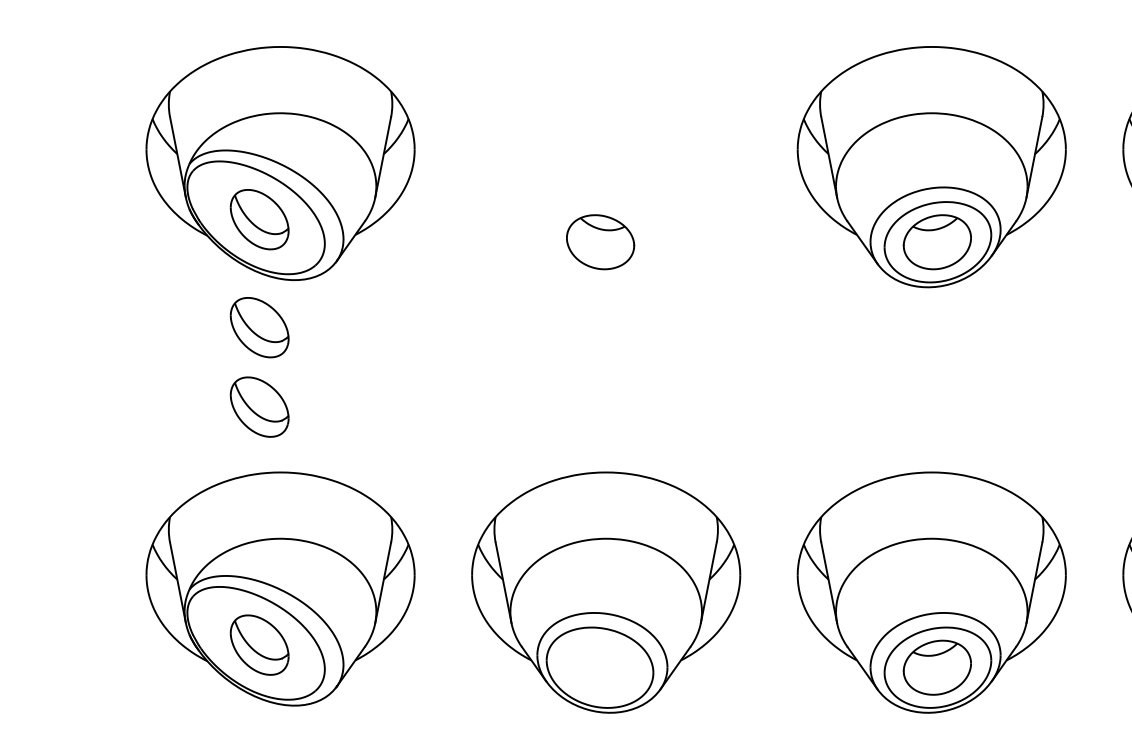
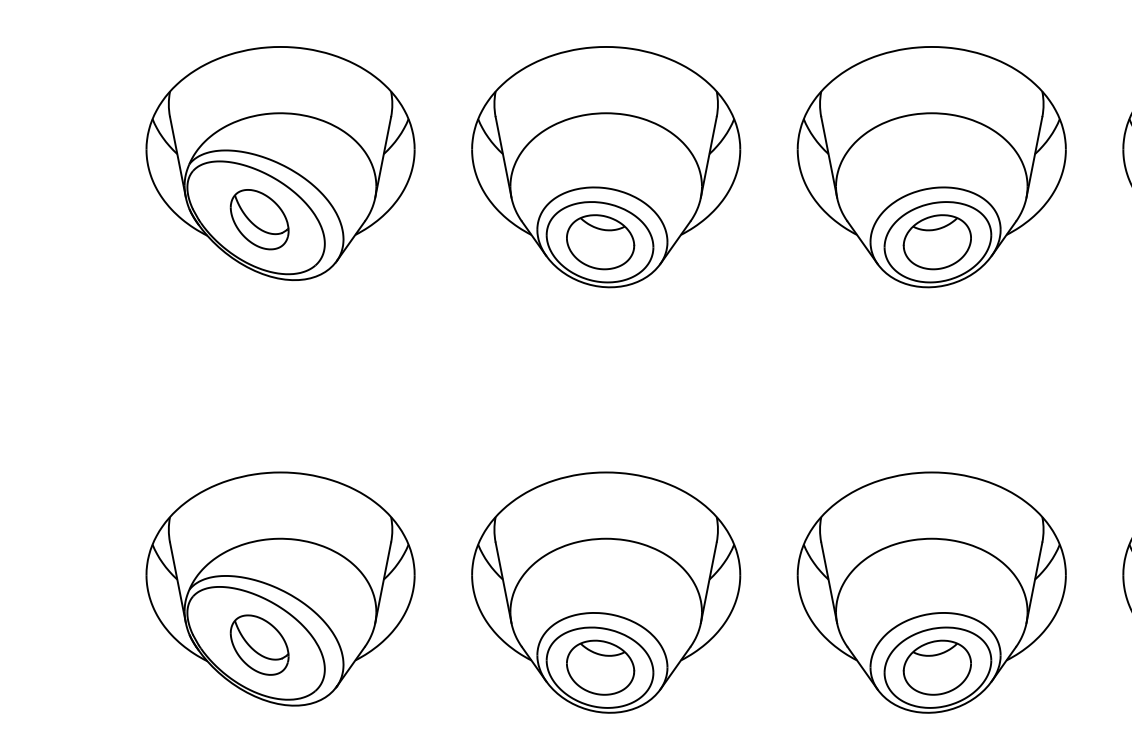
part: none -> present (606, 167)
part: present -> none (259, 327)
part: present -> none (259, 406)
part: none -> present (600, 667)
